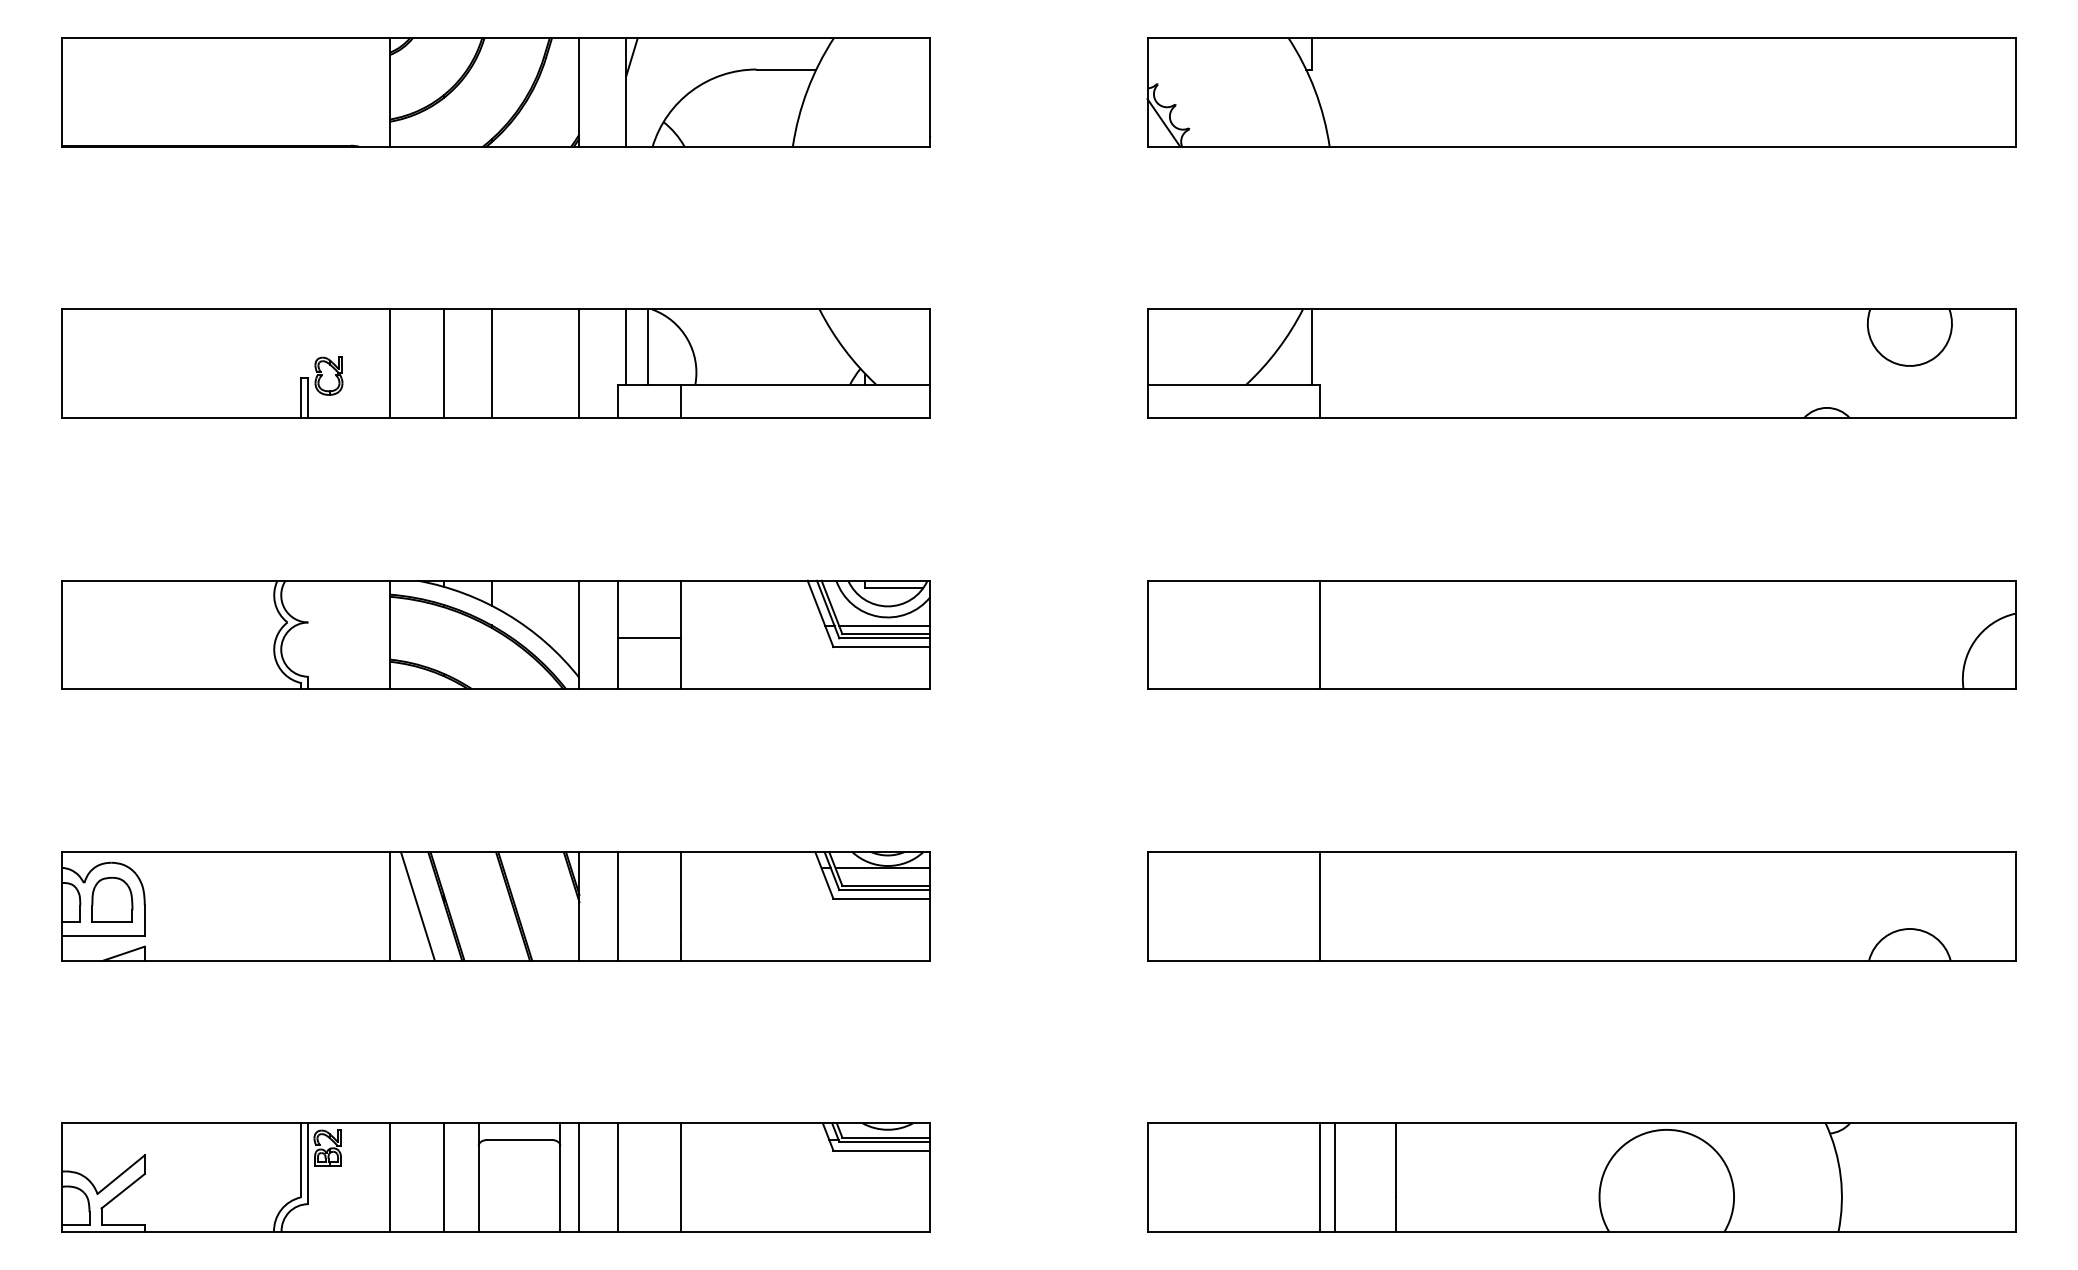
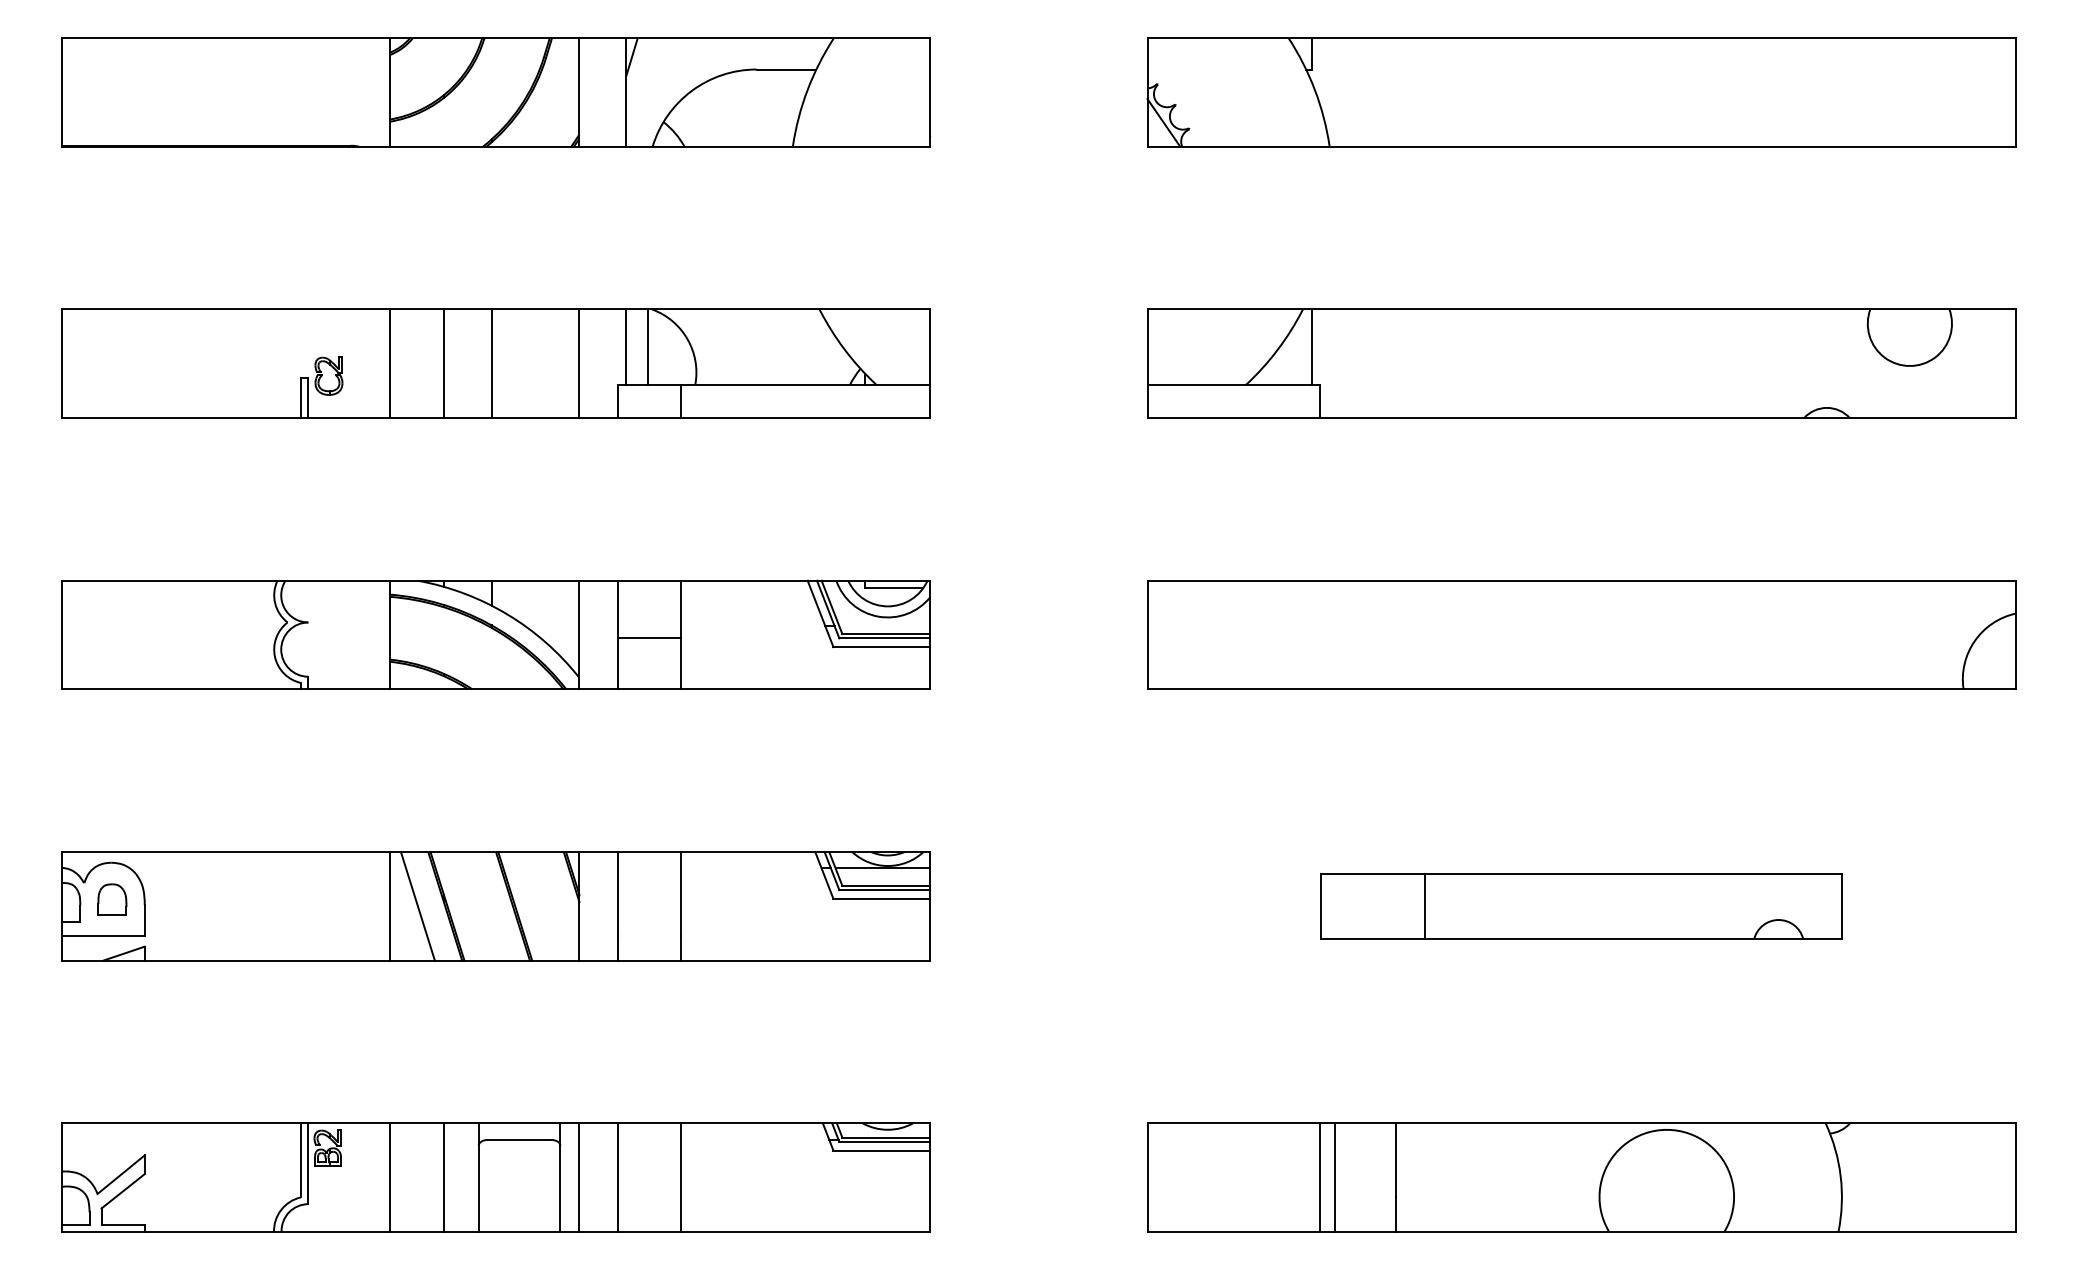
line: present -> none (884, 625)
line: present -> none (1319, 634)
part size: 43x47 px -> 31x33 px (112, 899)
part size: 870x111 px -> 523x67 px (1581, 906)
